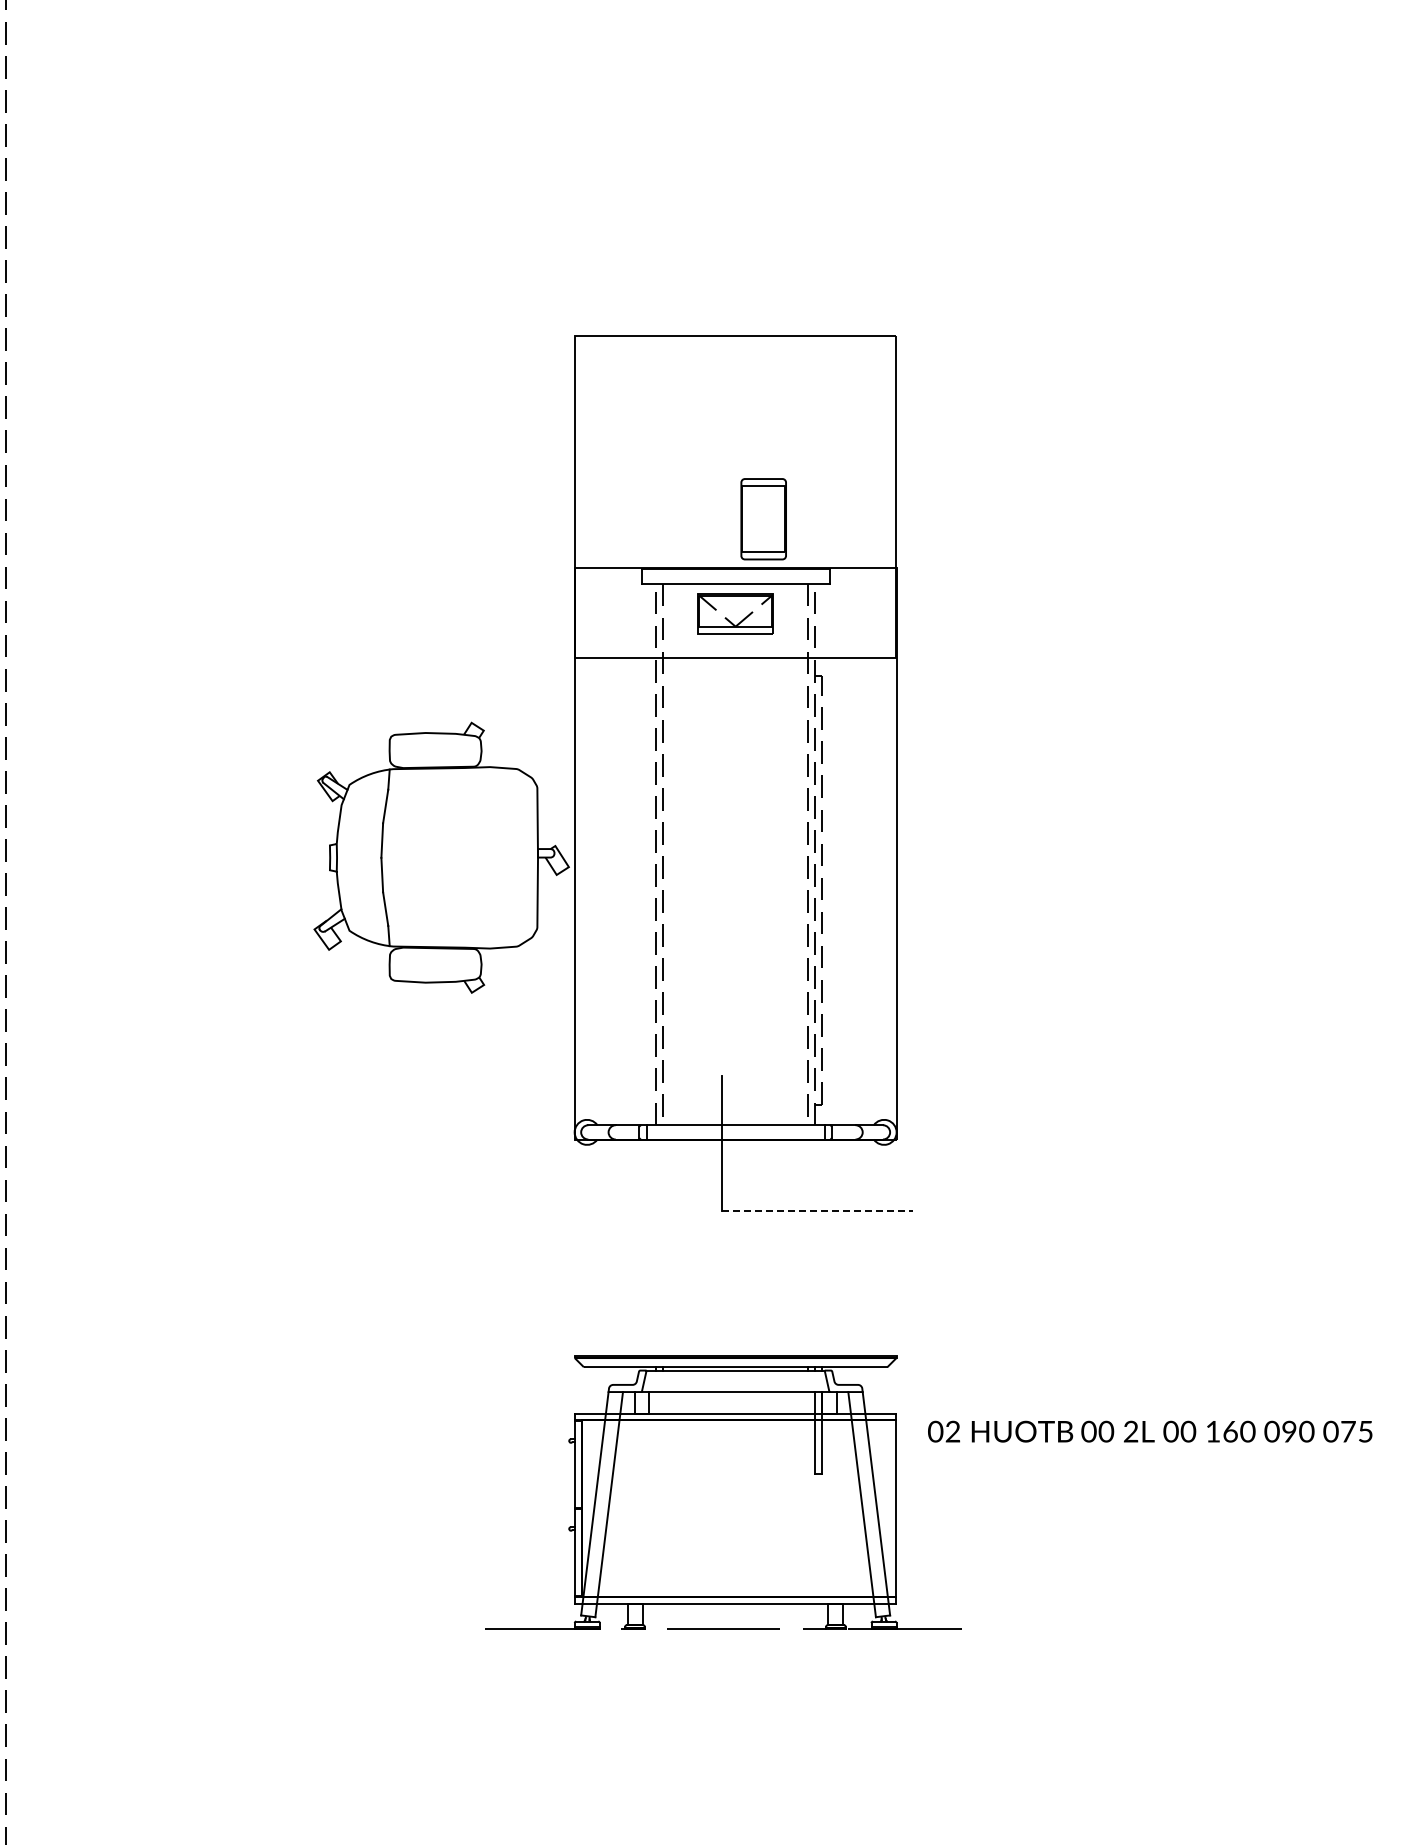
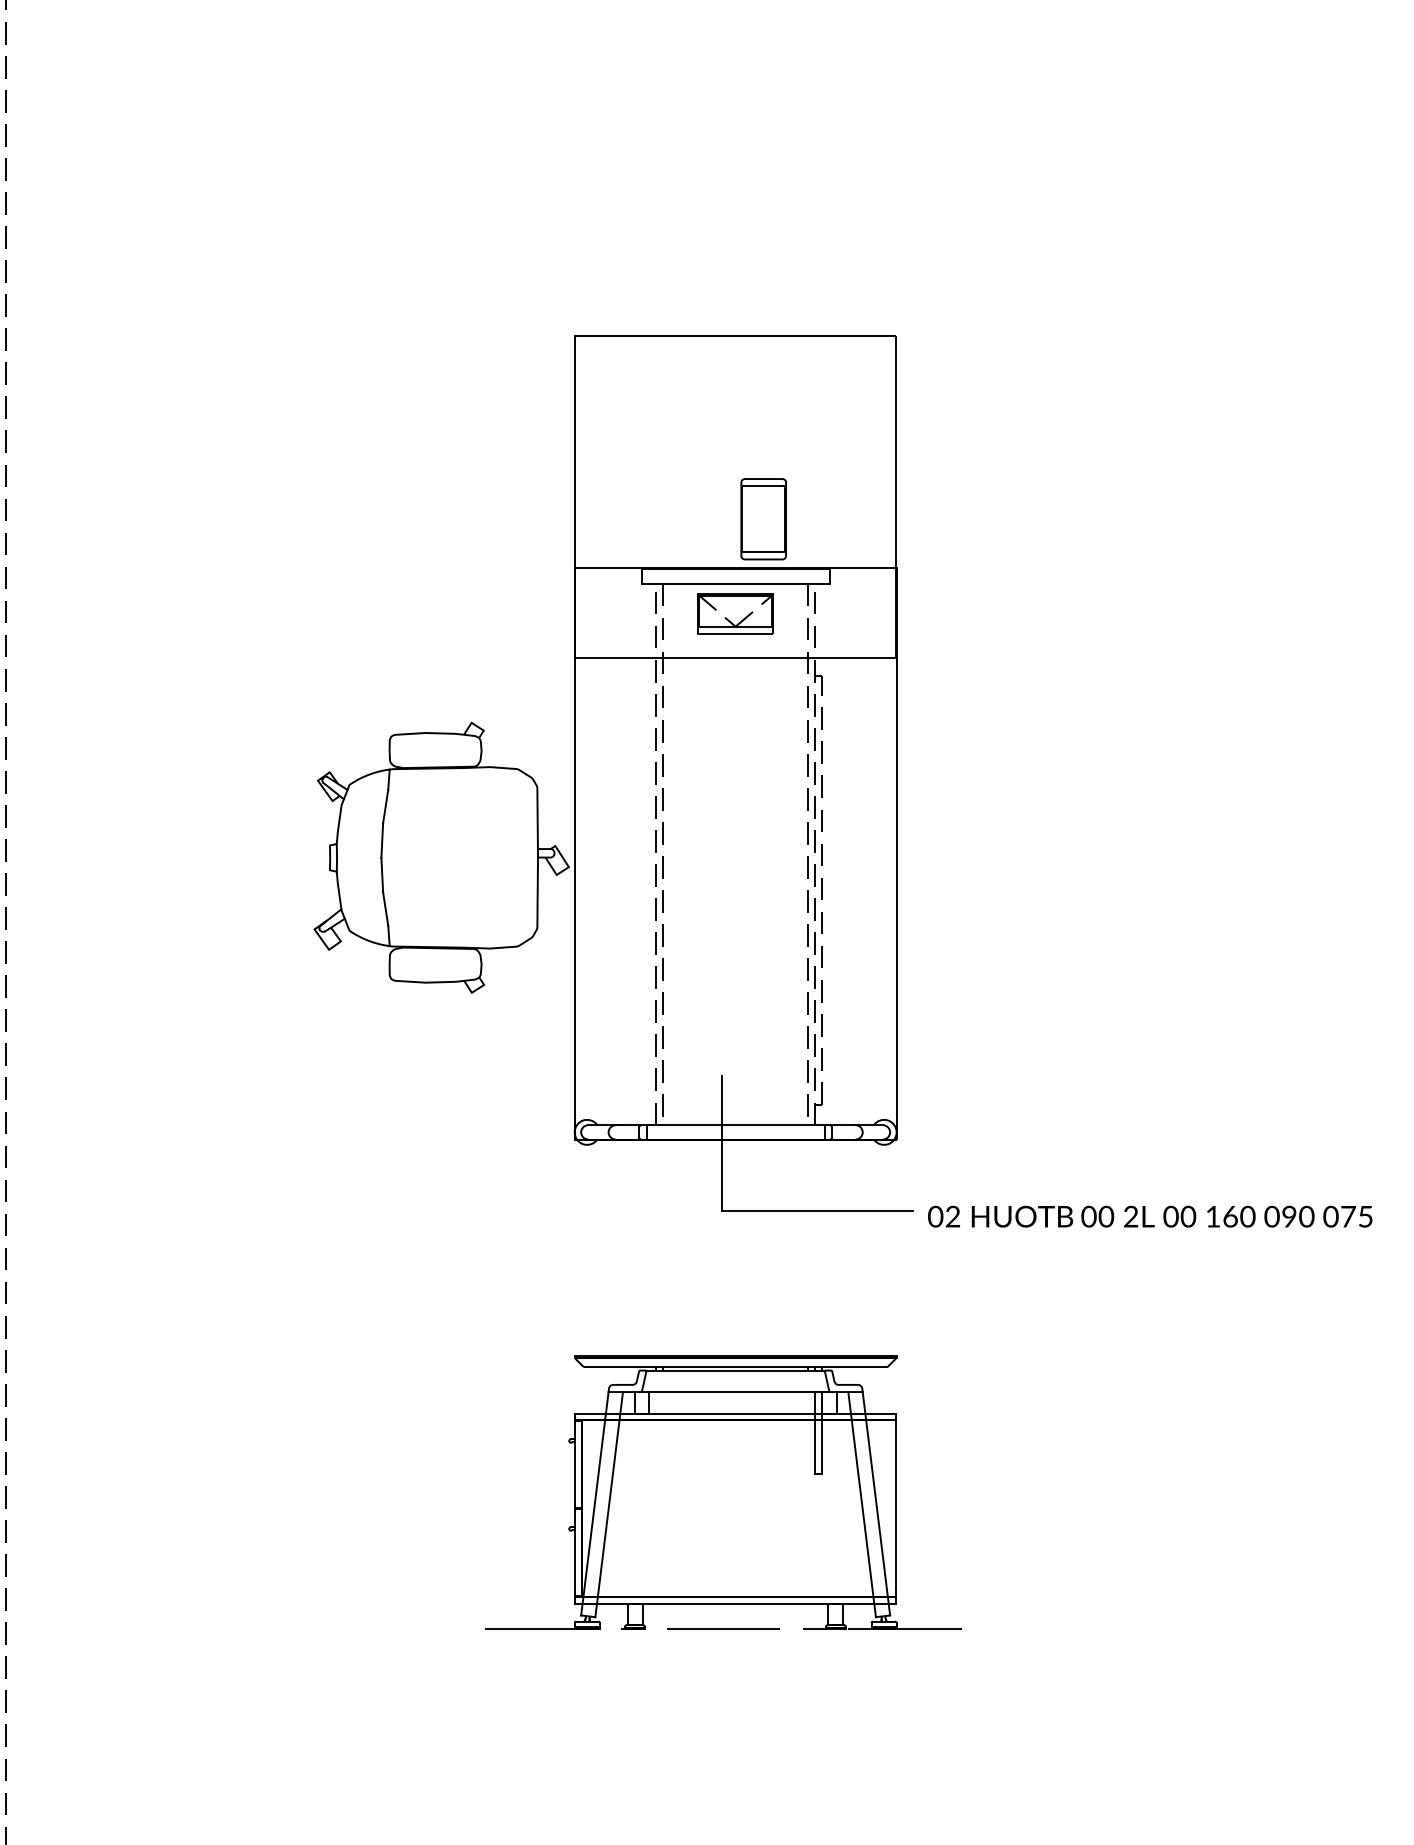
line: dashed -> solid (817, 1211)
text position: (1150, 1431) -> (1150, 1216) (1150, 1216)
